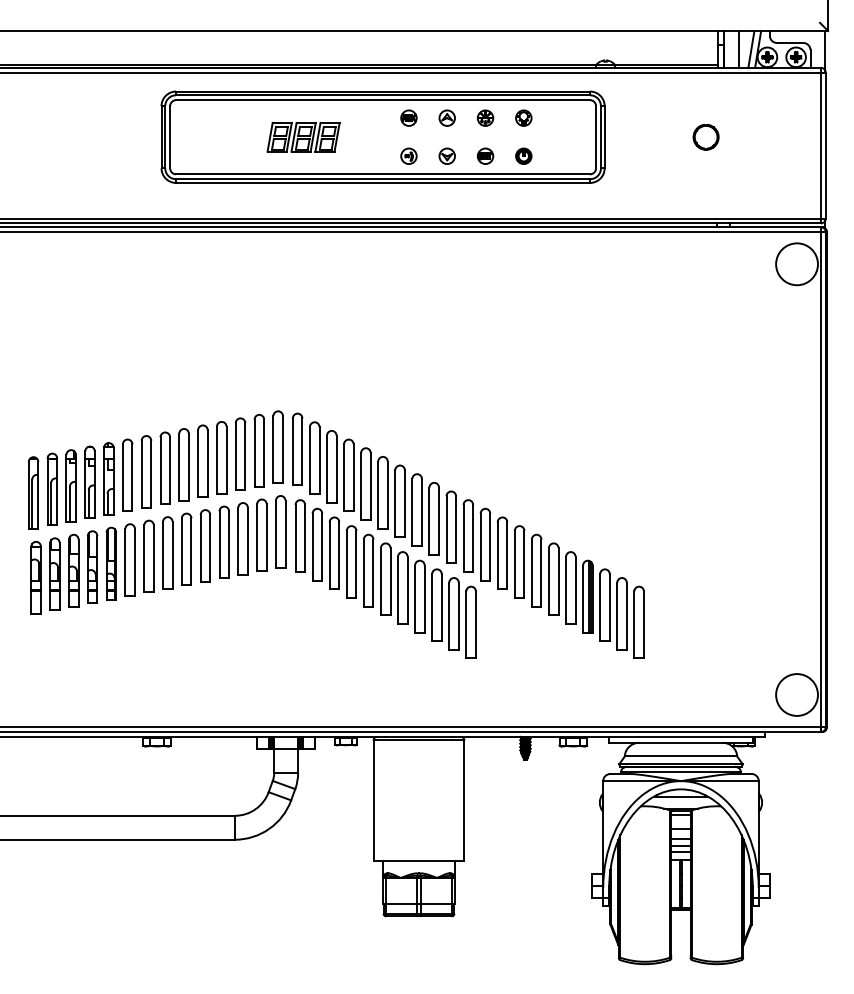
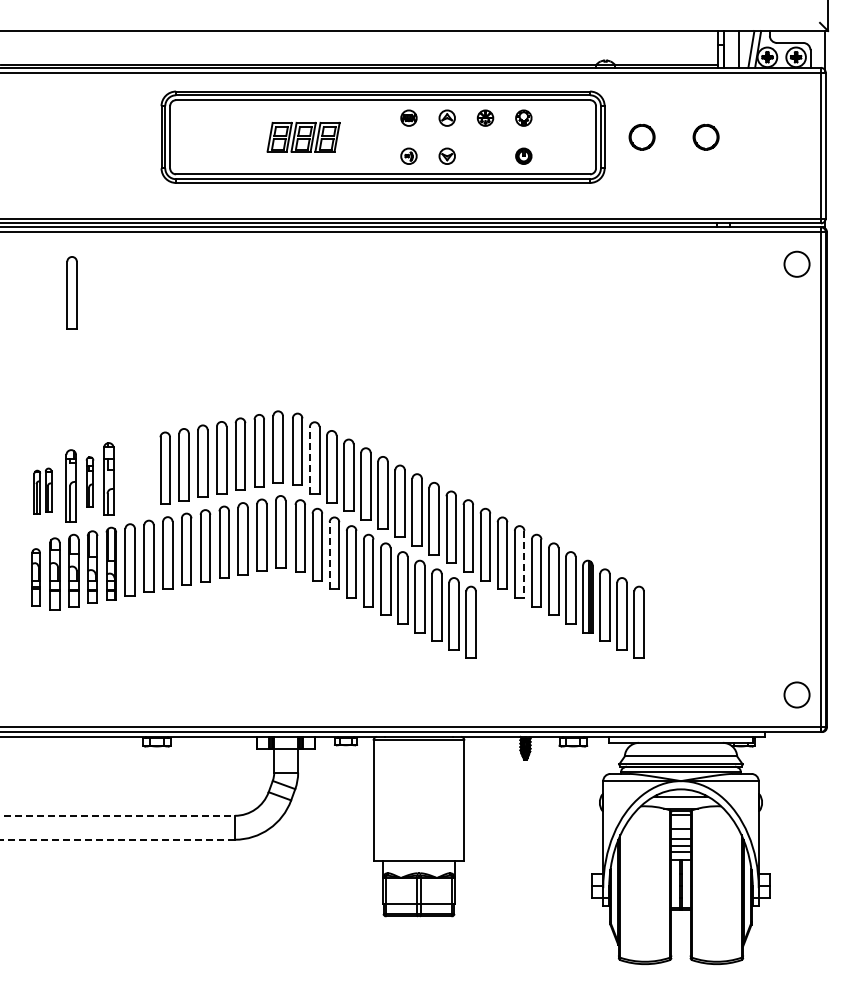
part: none -> present (641, 136)
part: present -> none (485, 155)
circle diameter: 42 px -> 25 px (796, 263)
part: none -> present (71, 292)
line: solid -> dashed (309, 460)
part: present -> none (137, 473)
part size: 12x74 px -> 10x52 px (89, 481)
part size: 30x78 px -> 20x48 px (42, 490)
line: solid -> dashed (329, 555)
line: solid -> dashed (524, 564)
part size: 12x74 px -> 10x59 px (35, 577)
circle diameter: 42 px -> 25 px (796, 694)
line: solid -> dashed (118, 815)
line: solid -> dashed (117, 839)
